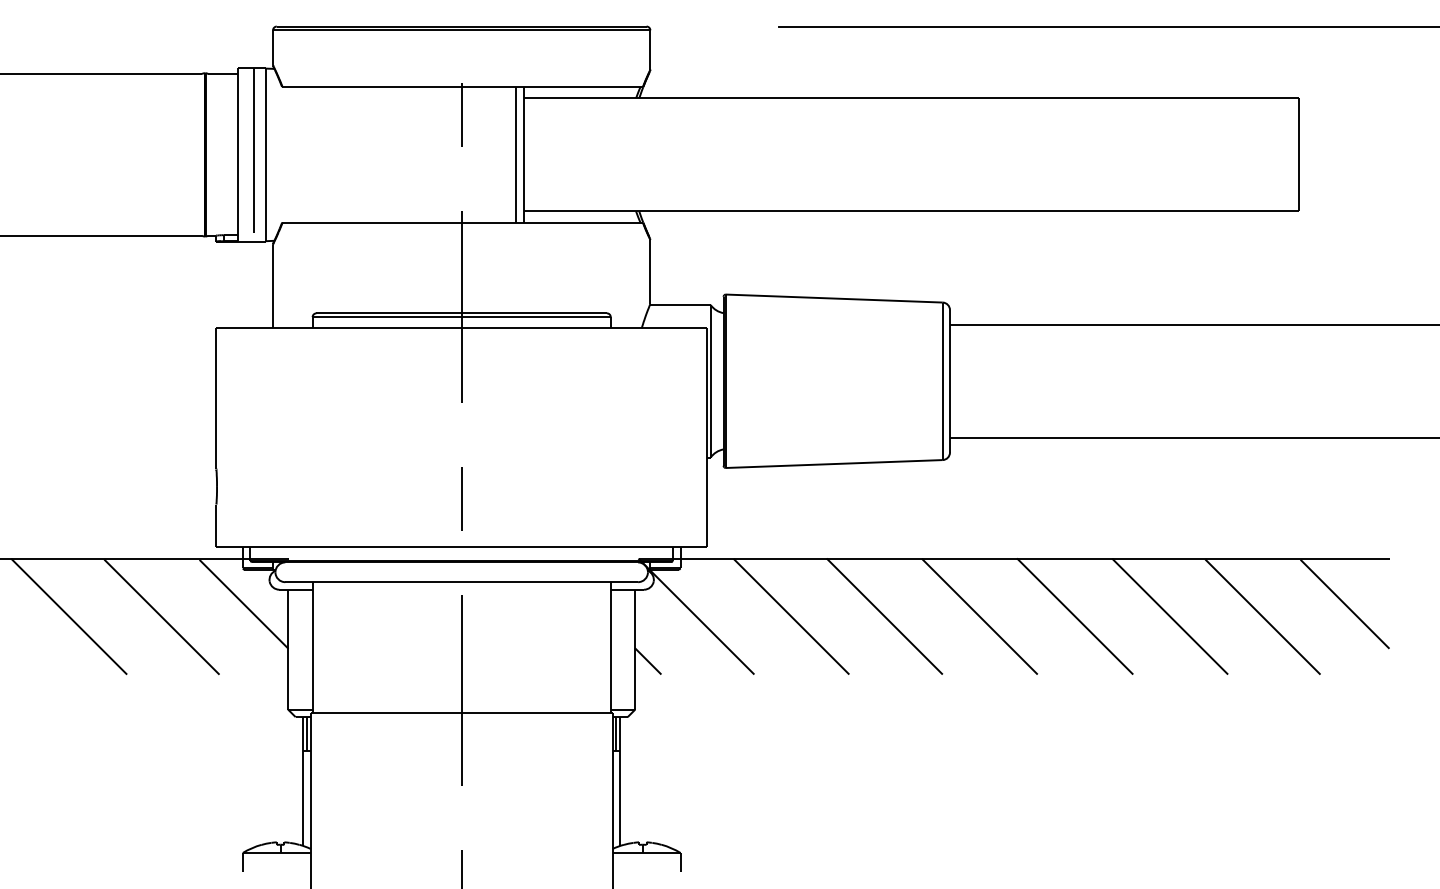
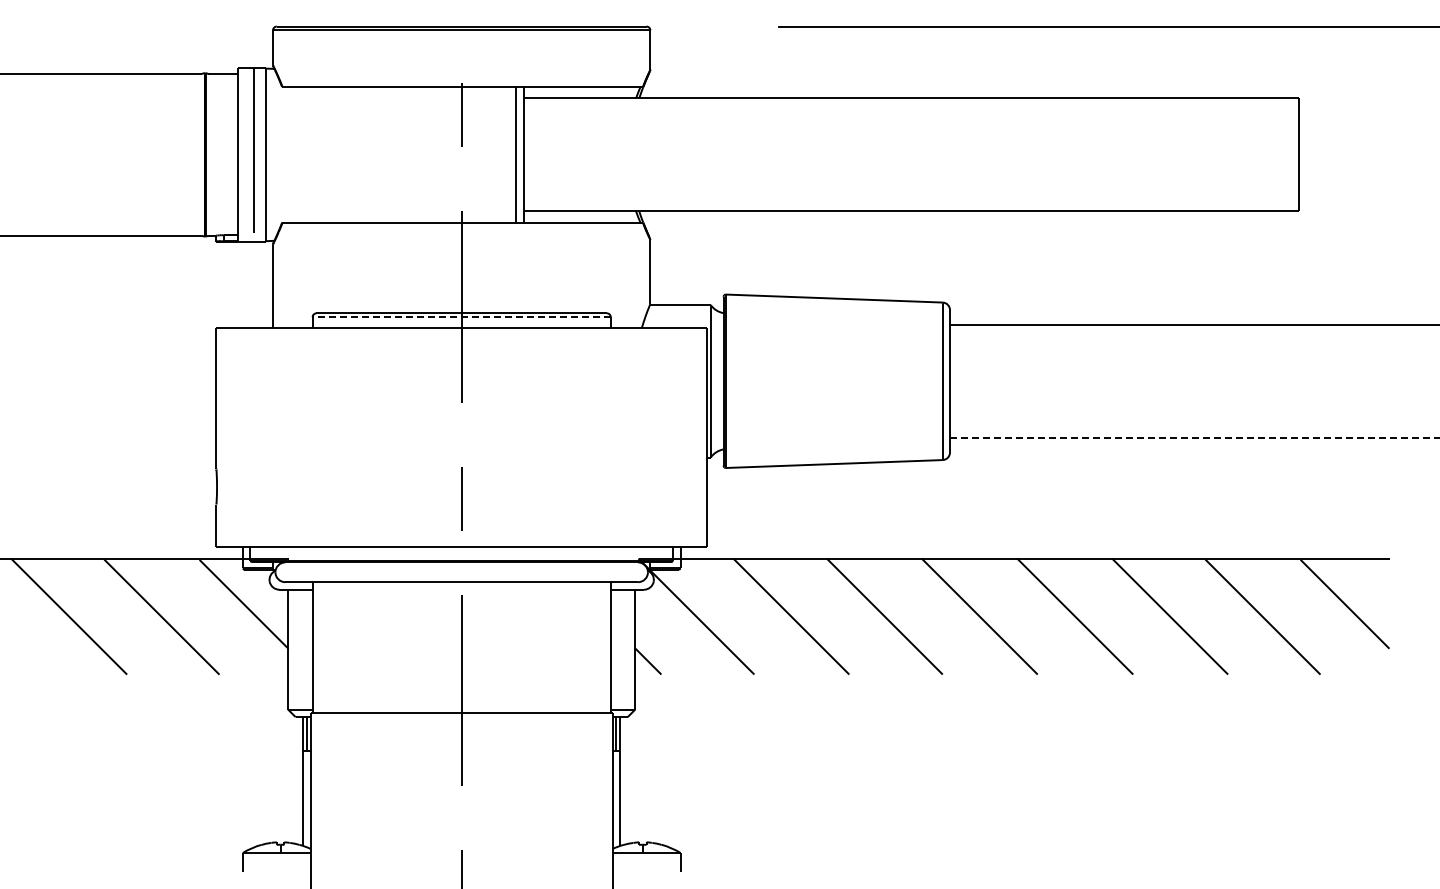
line: solid -> dashed (461, 317)
line: solid -> dashed (1194, 437)
